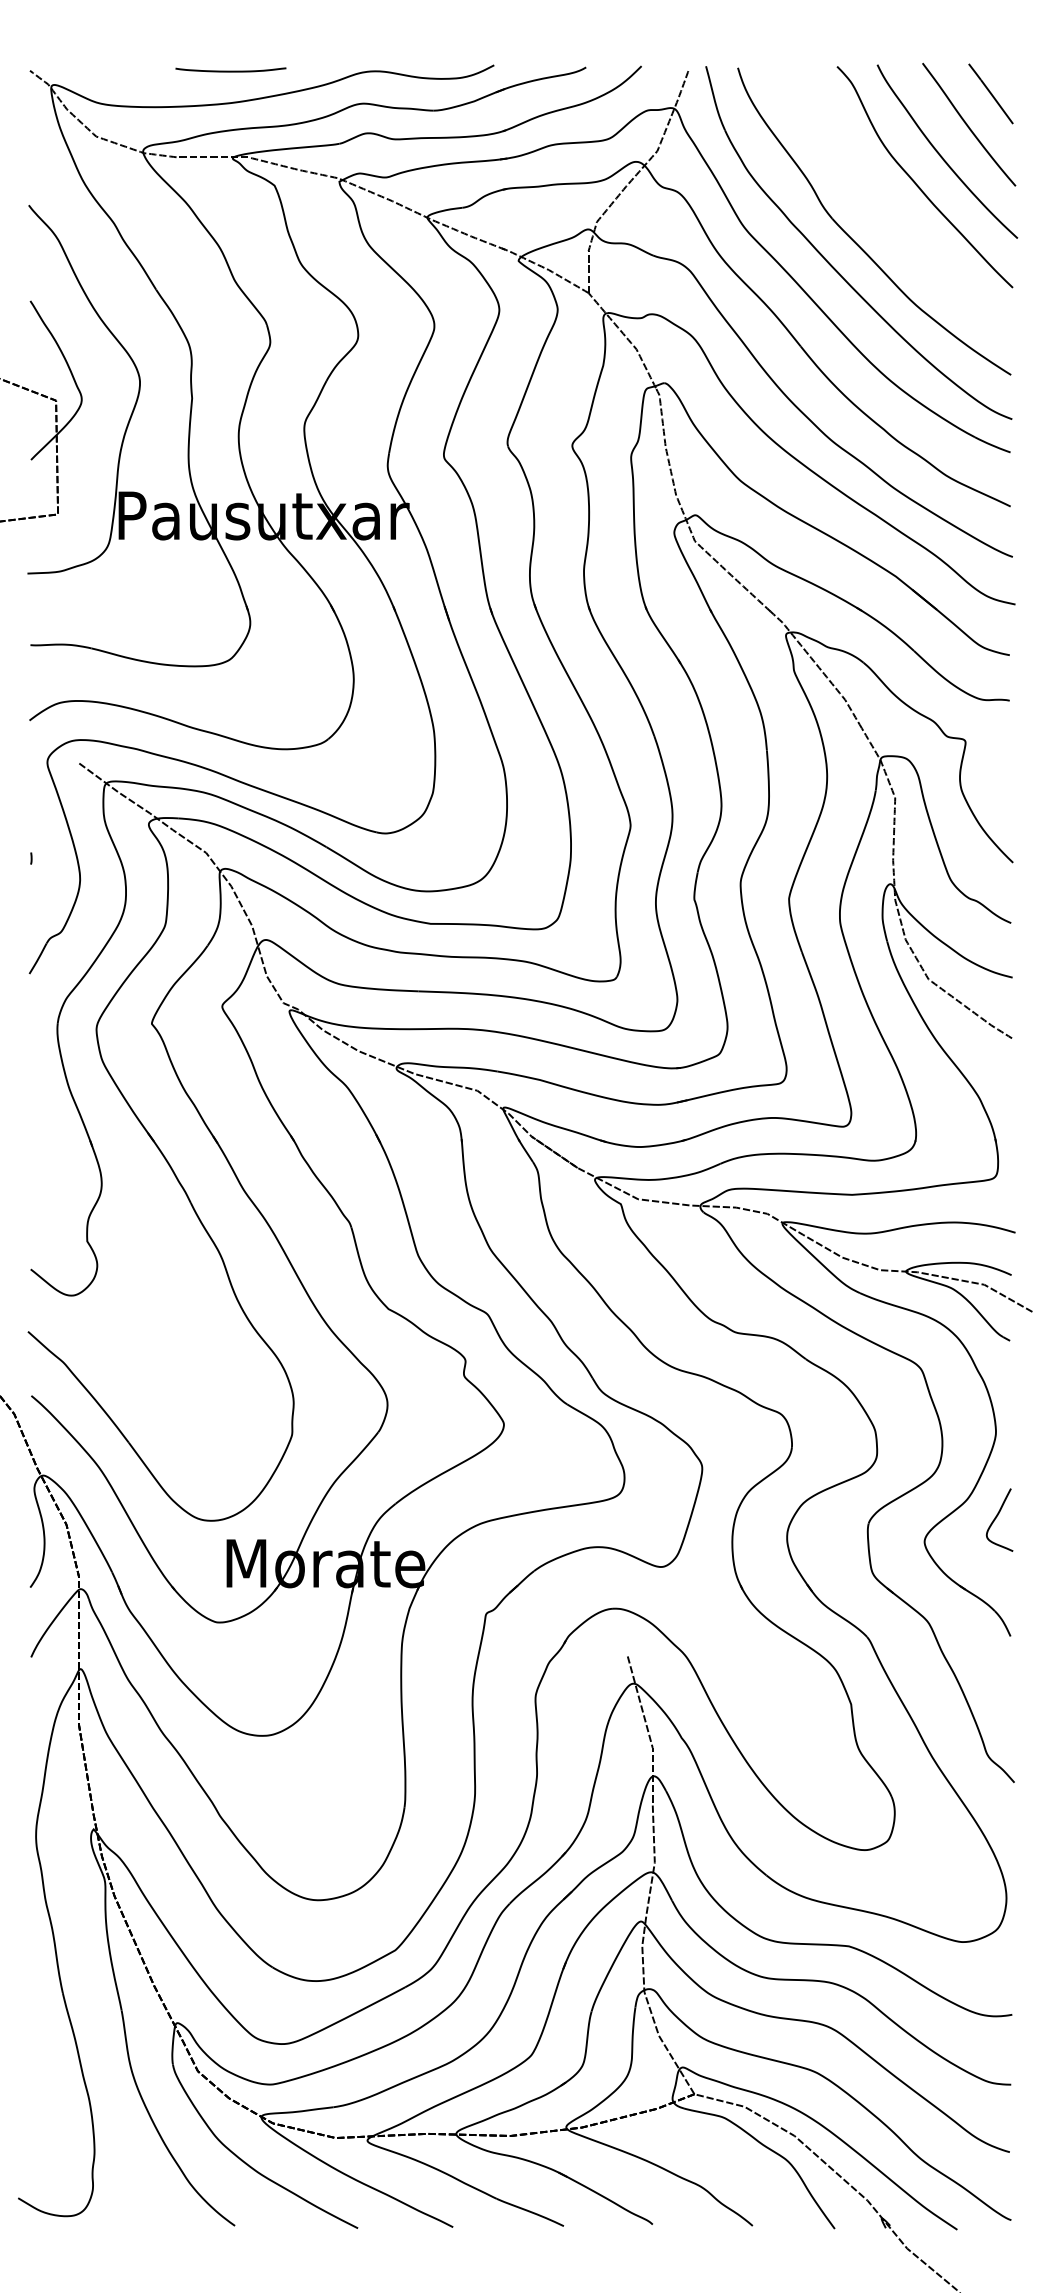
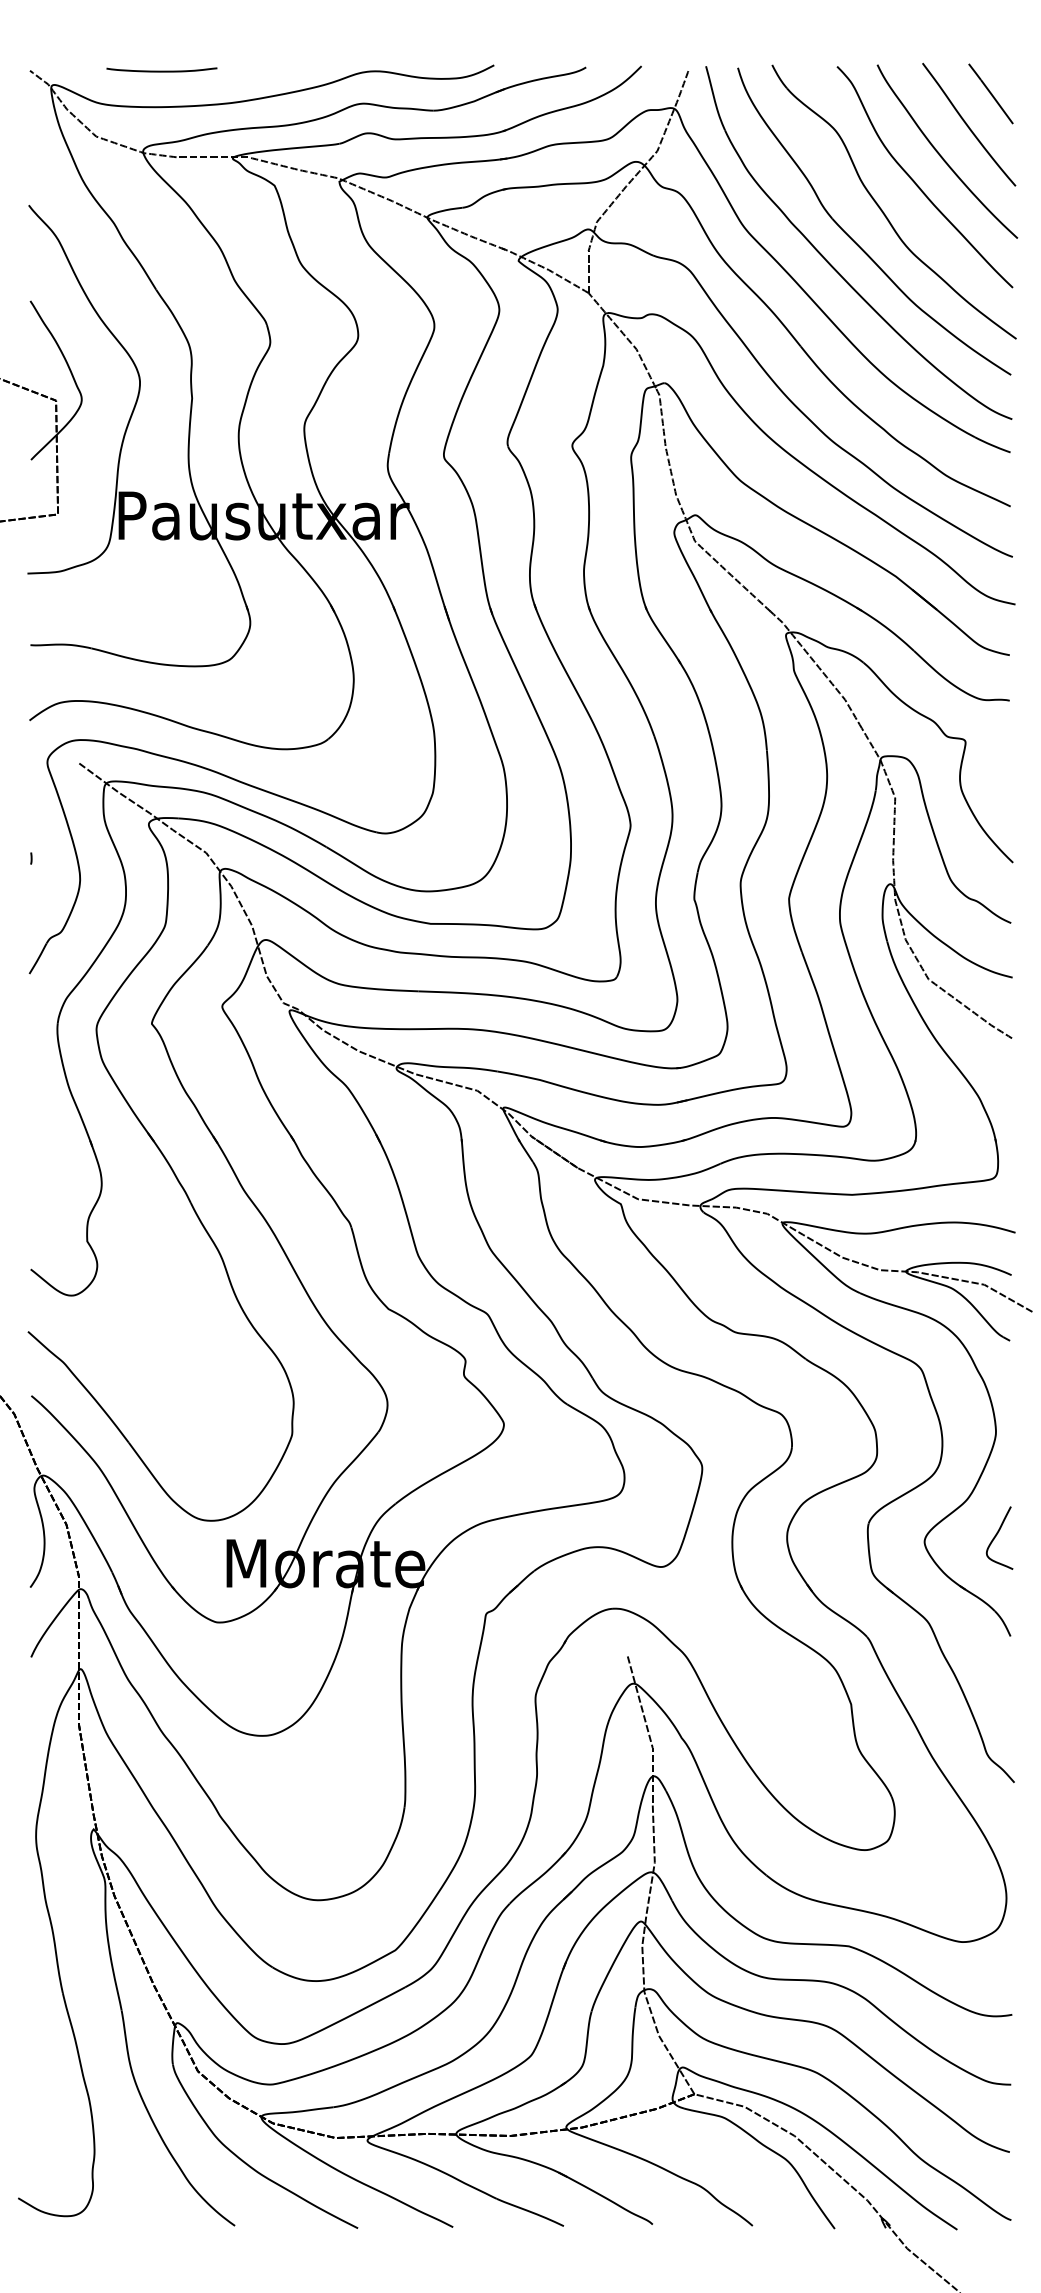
curve position: (230, 70) -> (161, 70) (161, 70)
part: none -> present (882, 209)
curve position: (996, 1518) -> (996, 1536) (996, 1536)
